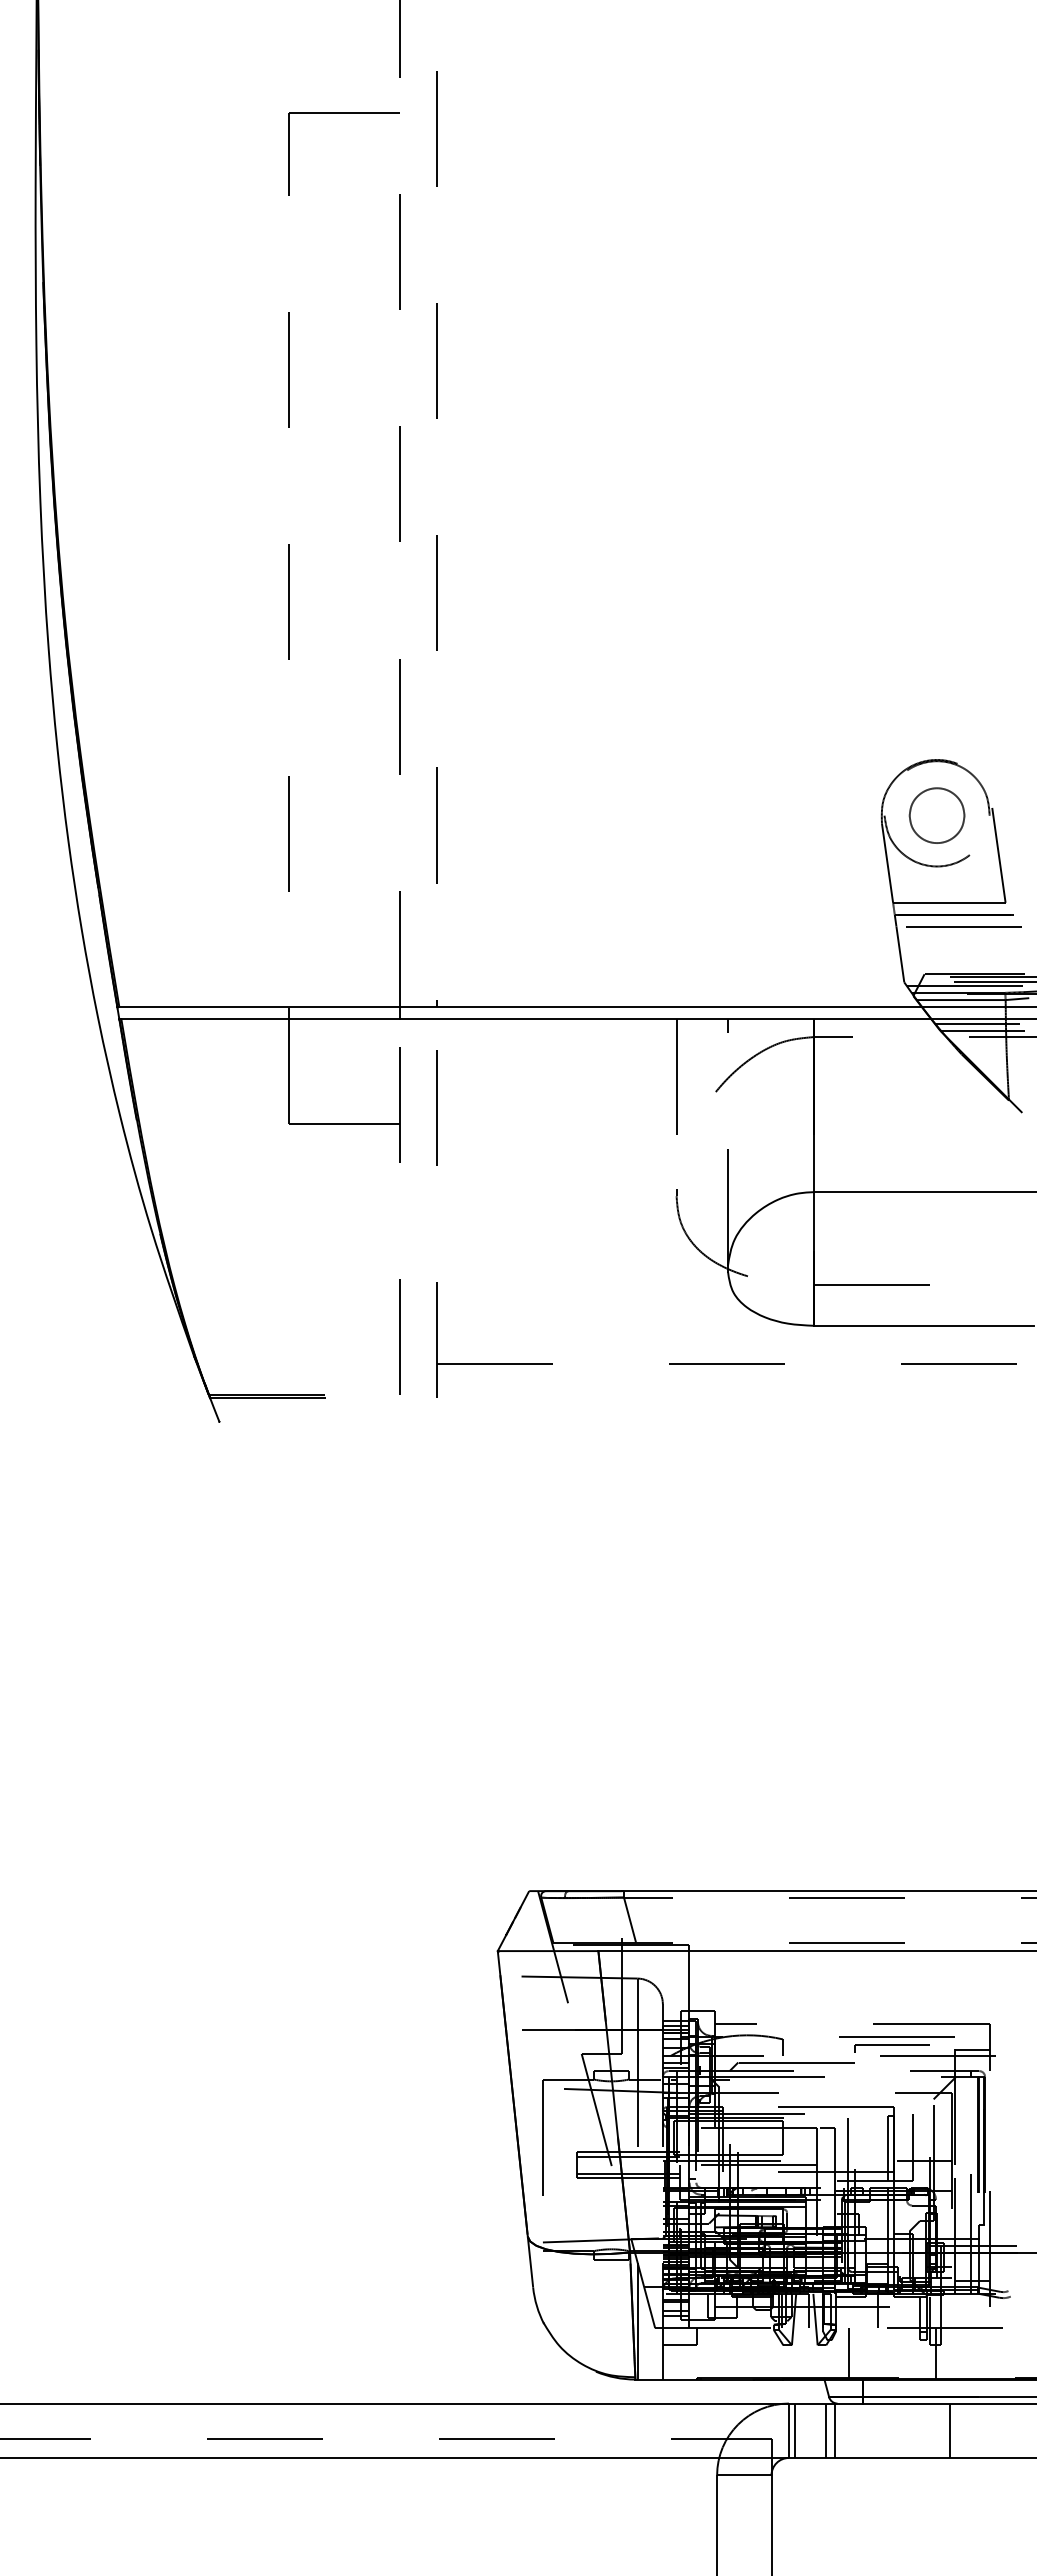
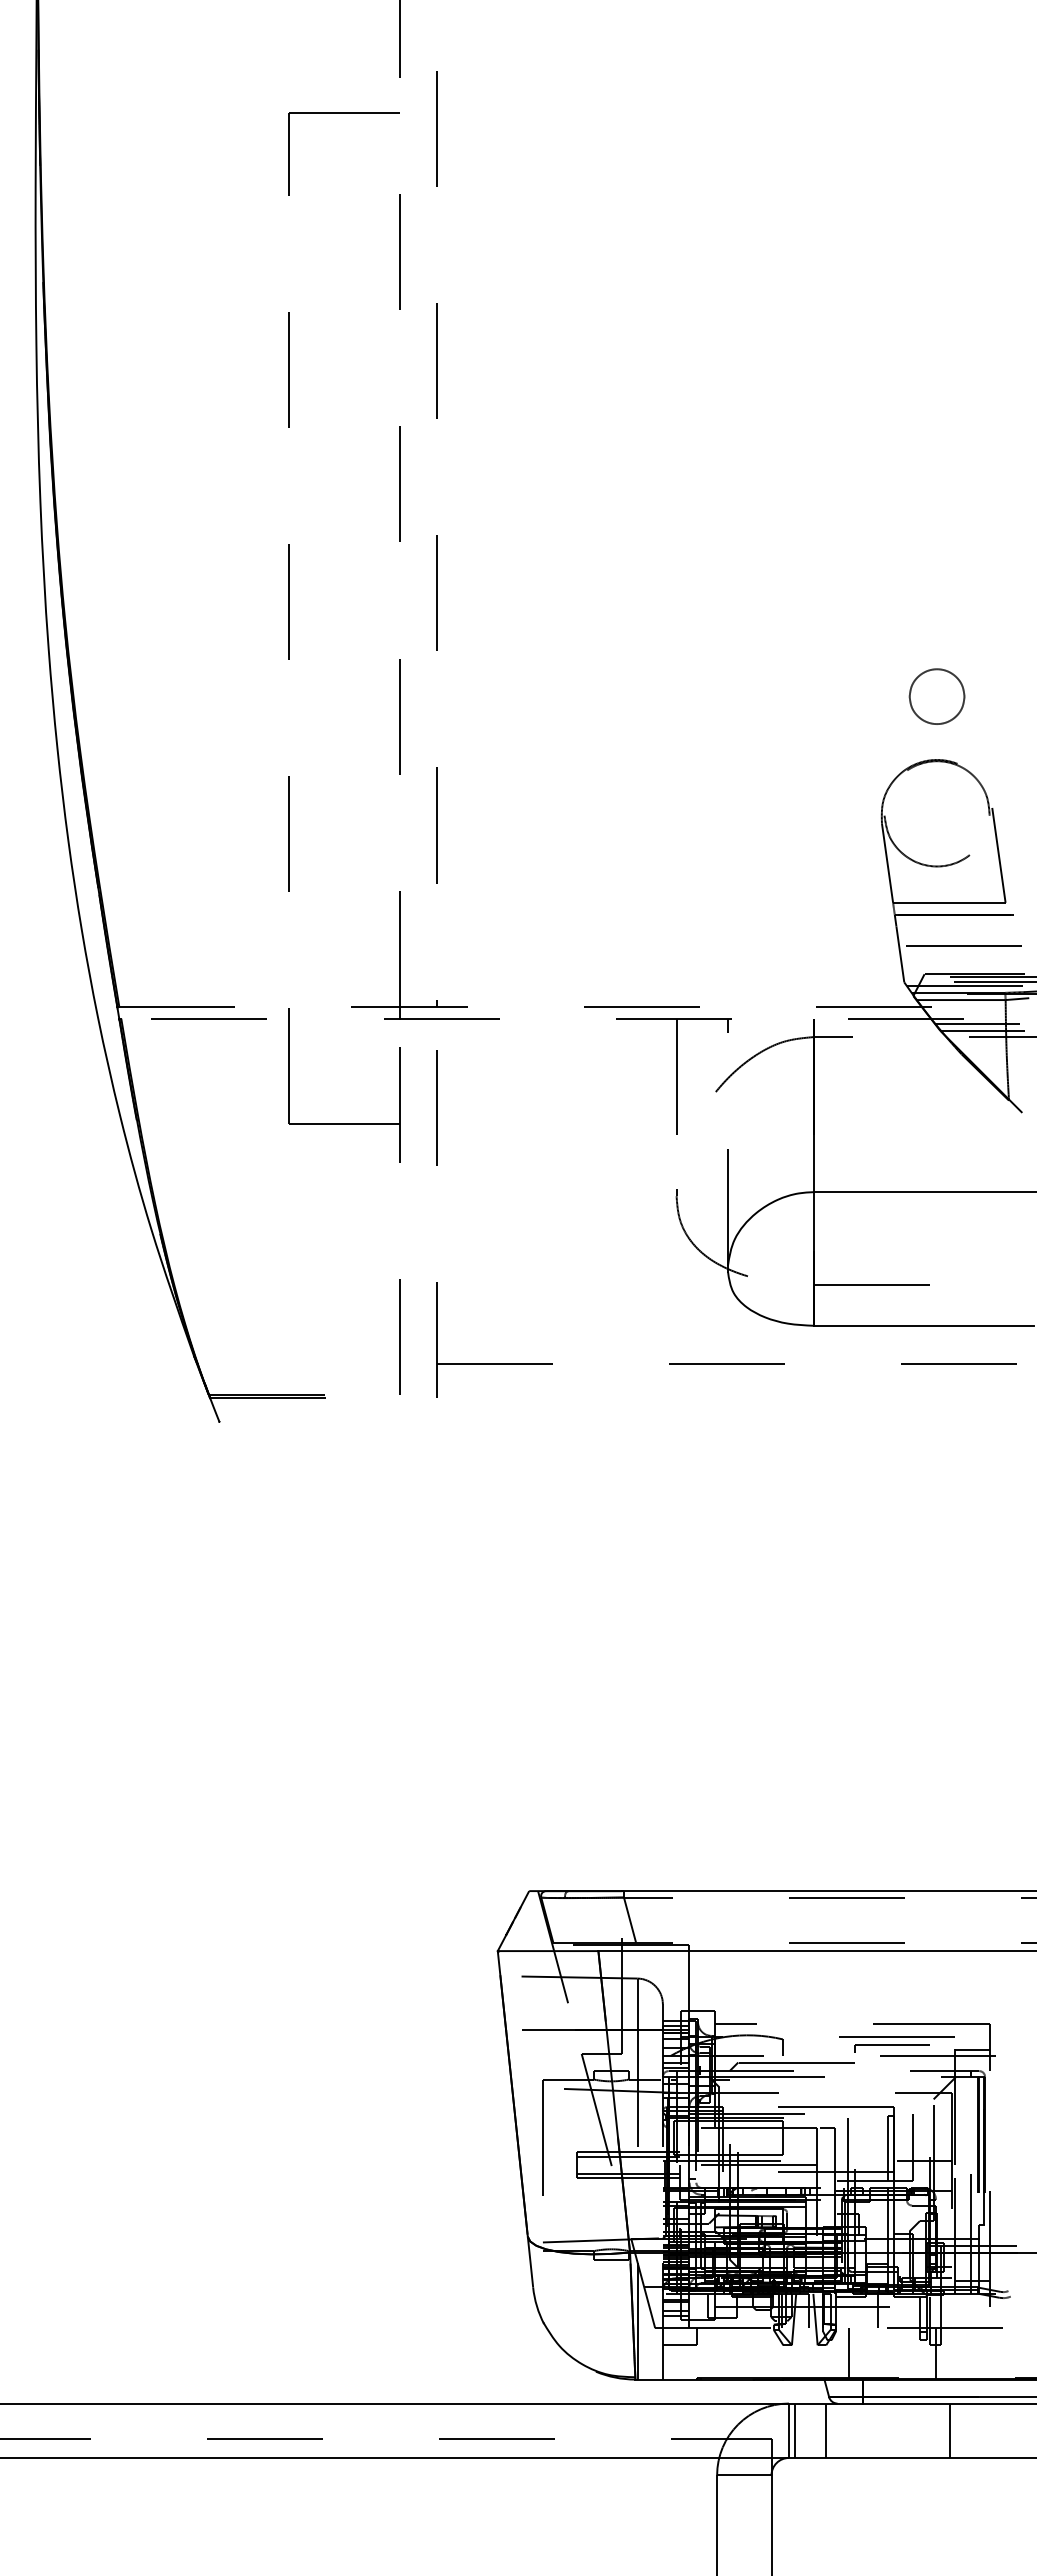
part position: (936, 815) -> (936, 696) (936, 696)
line position: (963, 926) -> (963, 945) (963, 945)
line: solid -> dashed (578, 1006)
line: solid -> dashed (578, 1018)
line: present -> none (834, 2430)
